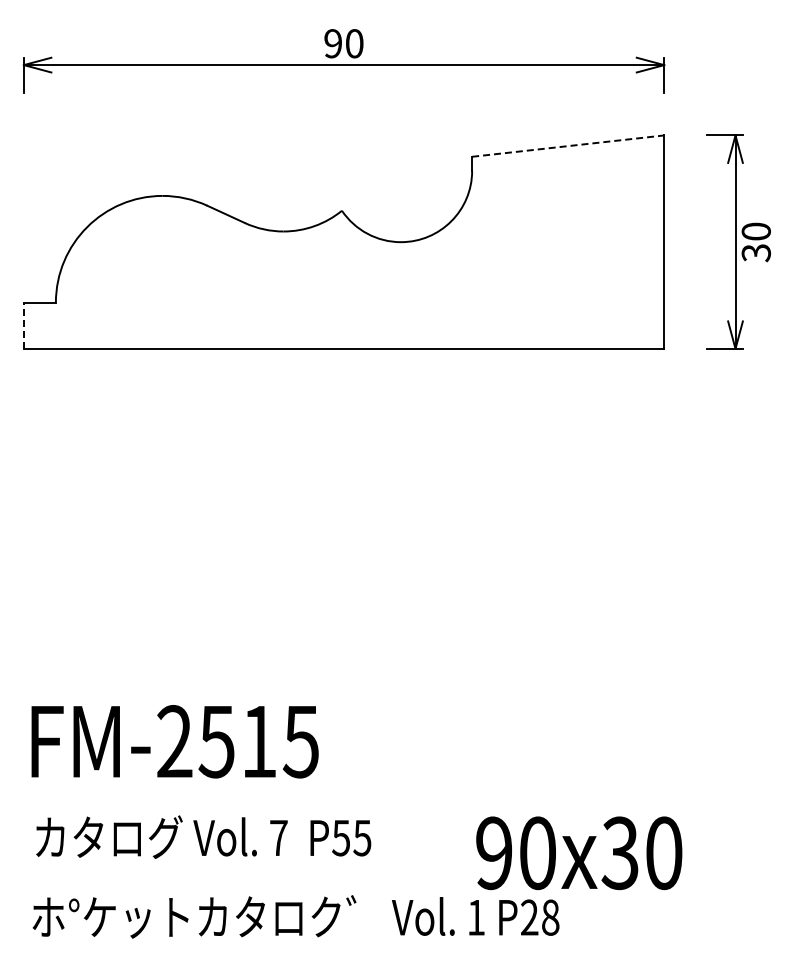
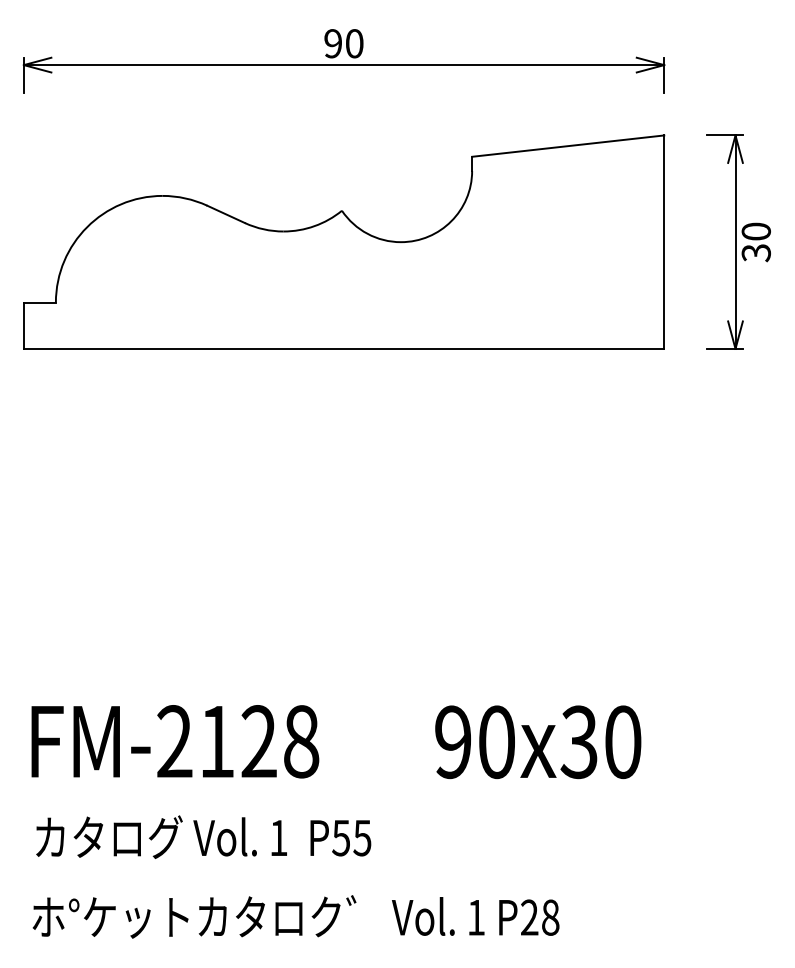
line: dashed -> solid (568, 146)
line: dashed -> solid (23, 325)
text: FM-2515 -> FM-2128 (258, 741)
text: 7 -> 1 (278, 837)
text position: (579, 853) -> (538, 742) (538, 742)
